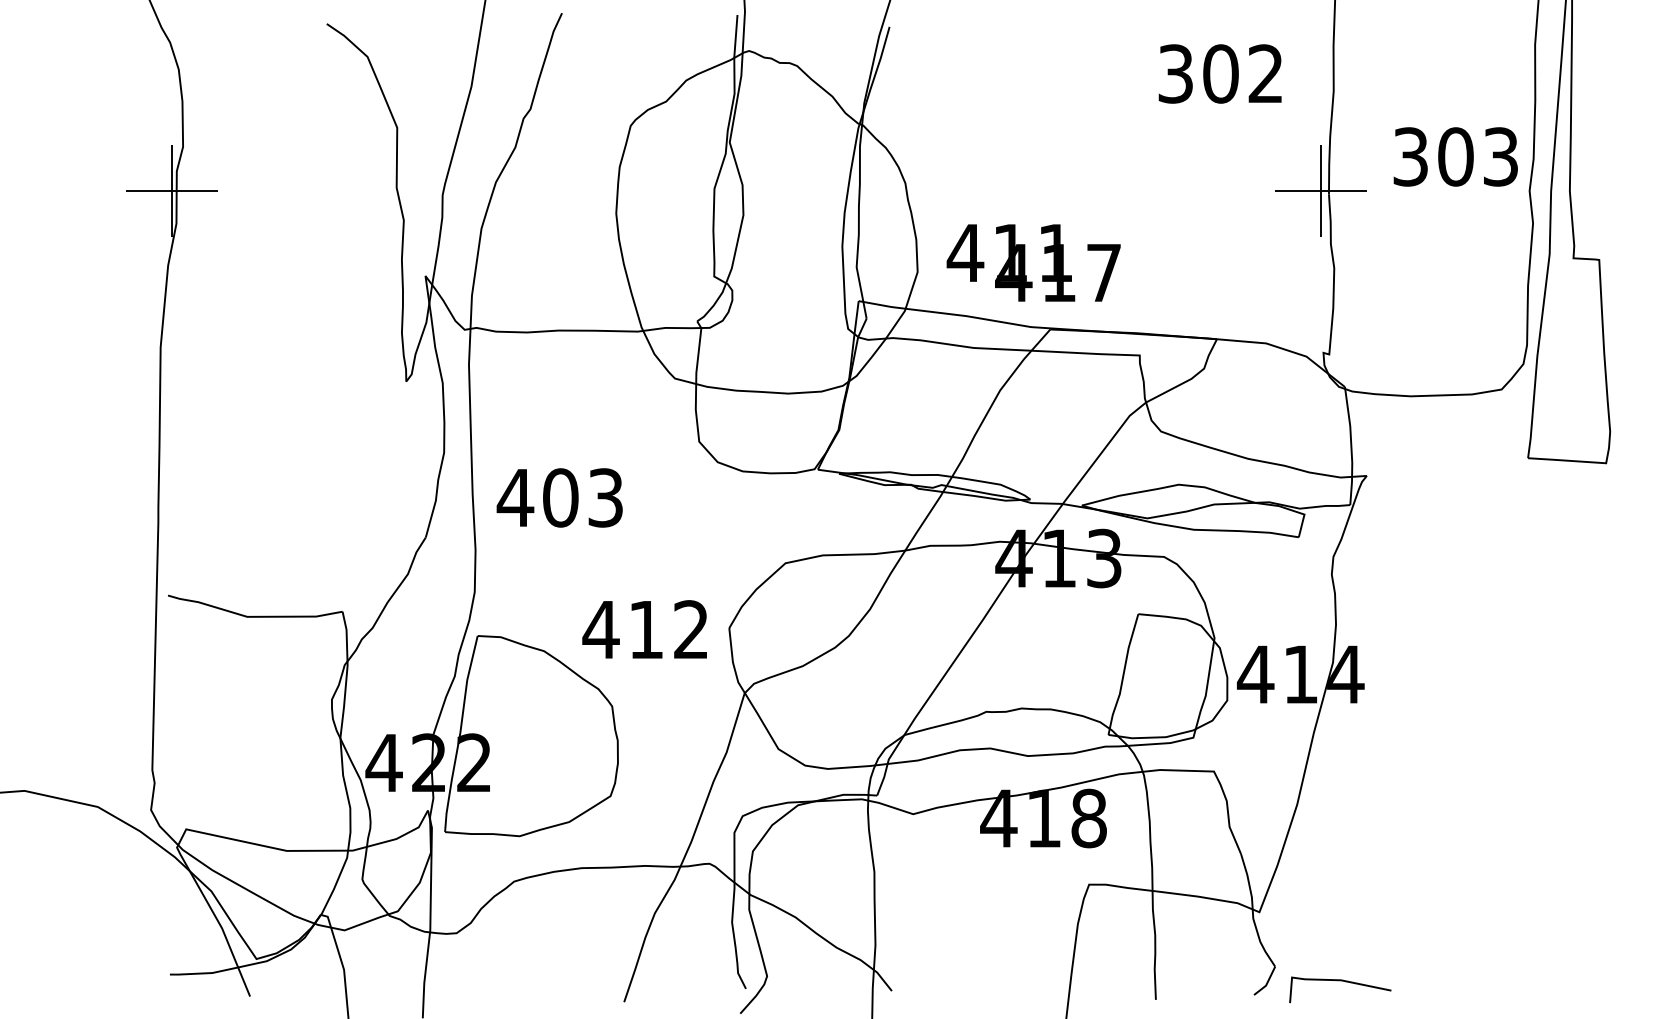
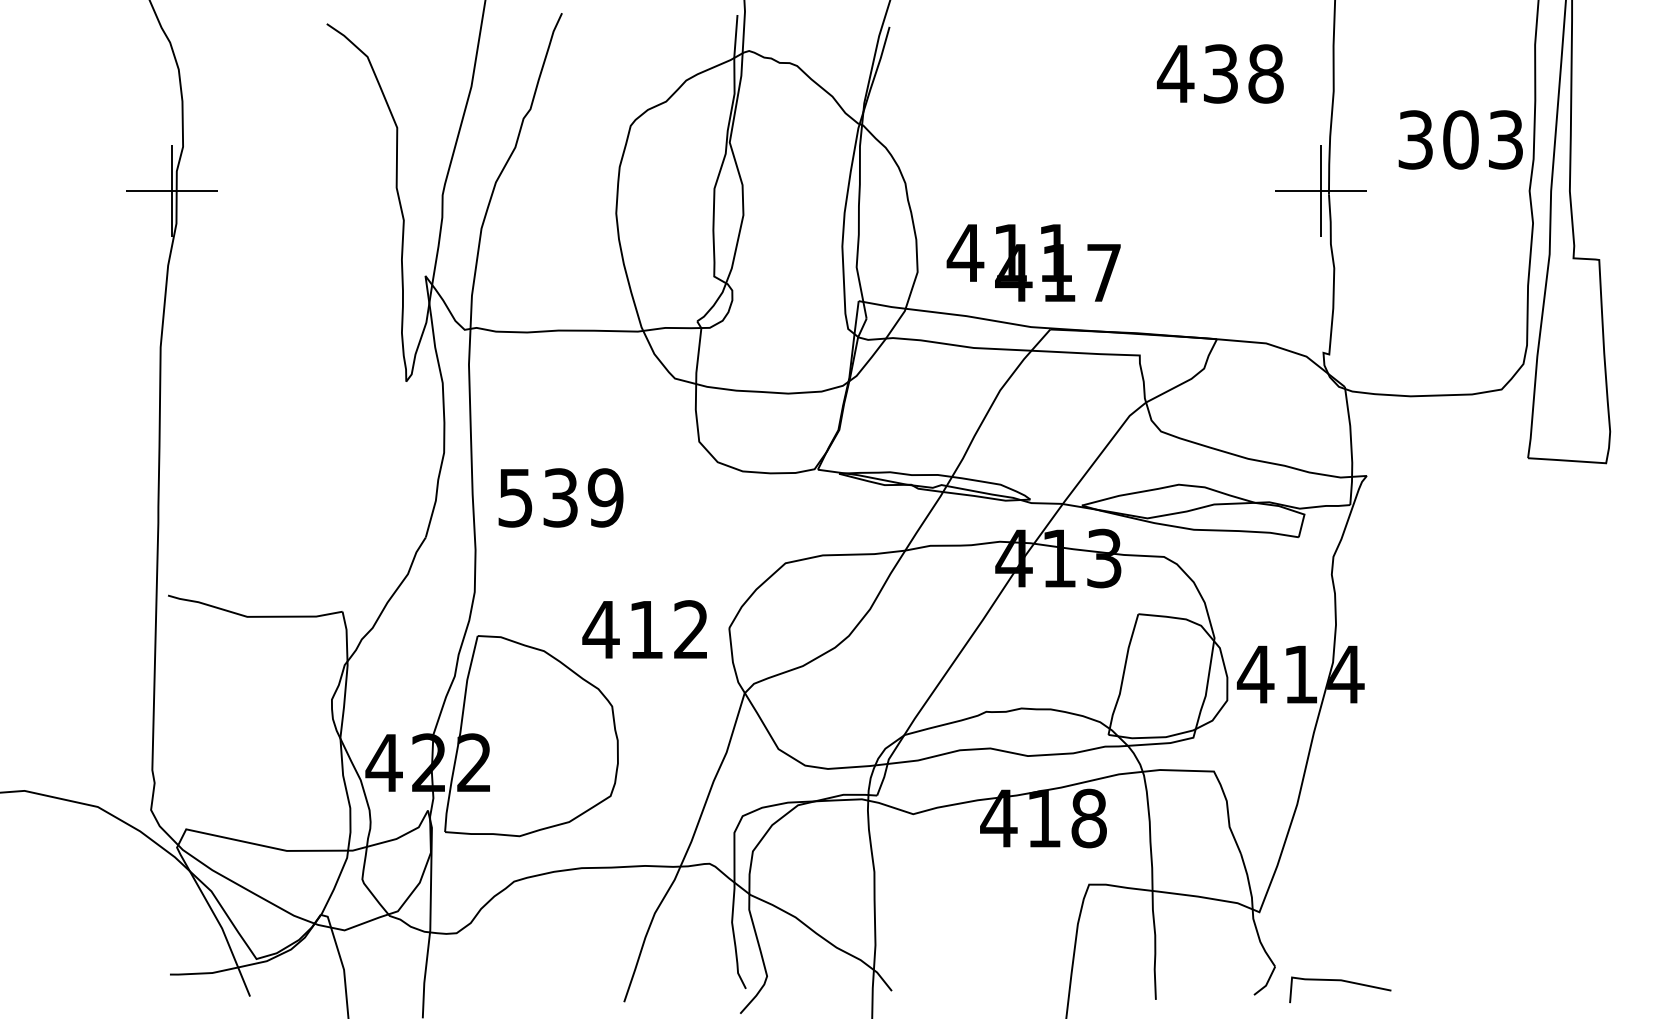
text: 302 -> 438 (1219, 73)
text position: (1455, 156) -> (1460, 139) (1460, 139)
text: 403 -> 539 (559, 497)
